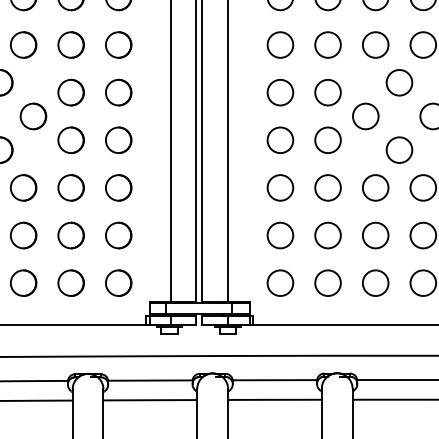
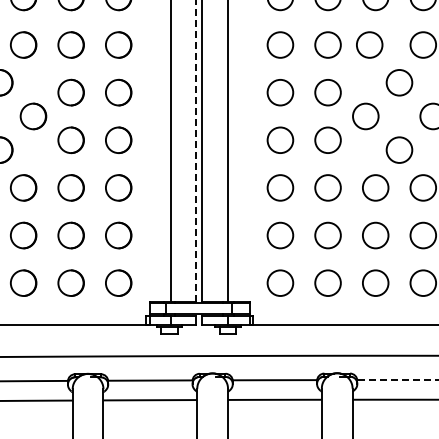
circle position: (375, 44) -> (369, 44) (369, 44)
line: solid -> dashed (195, 150)
line: solid -> dashed (398, 380)
